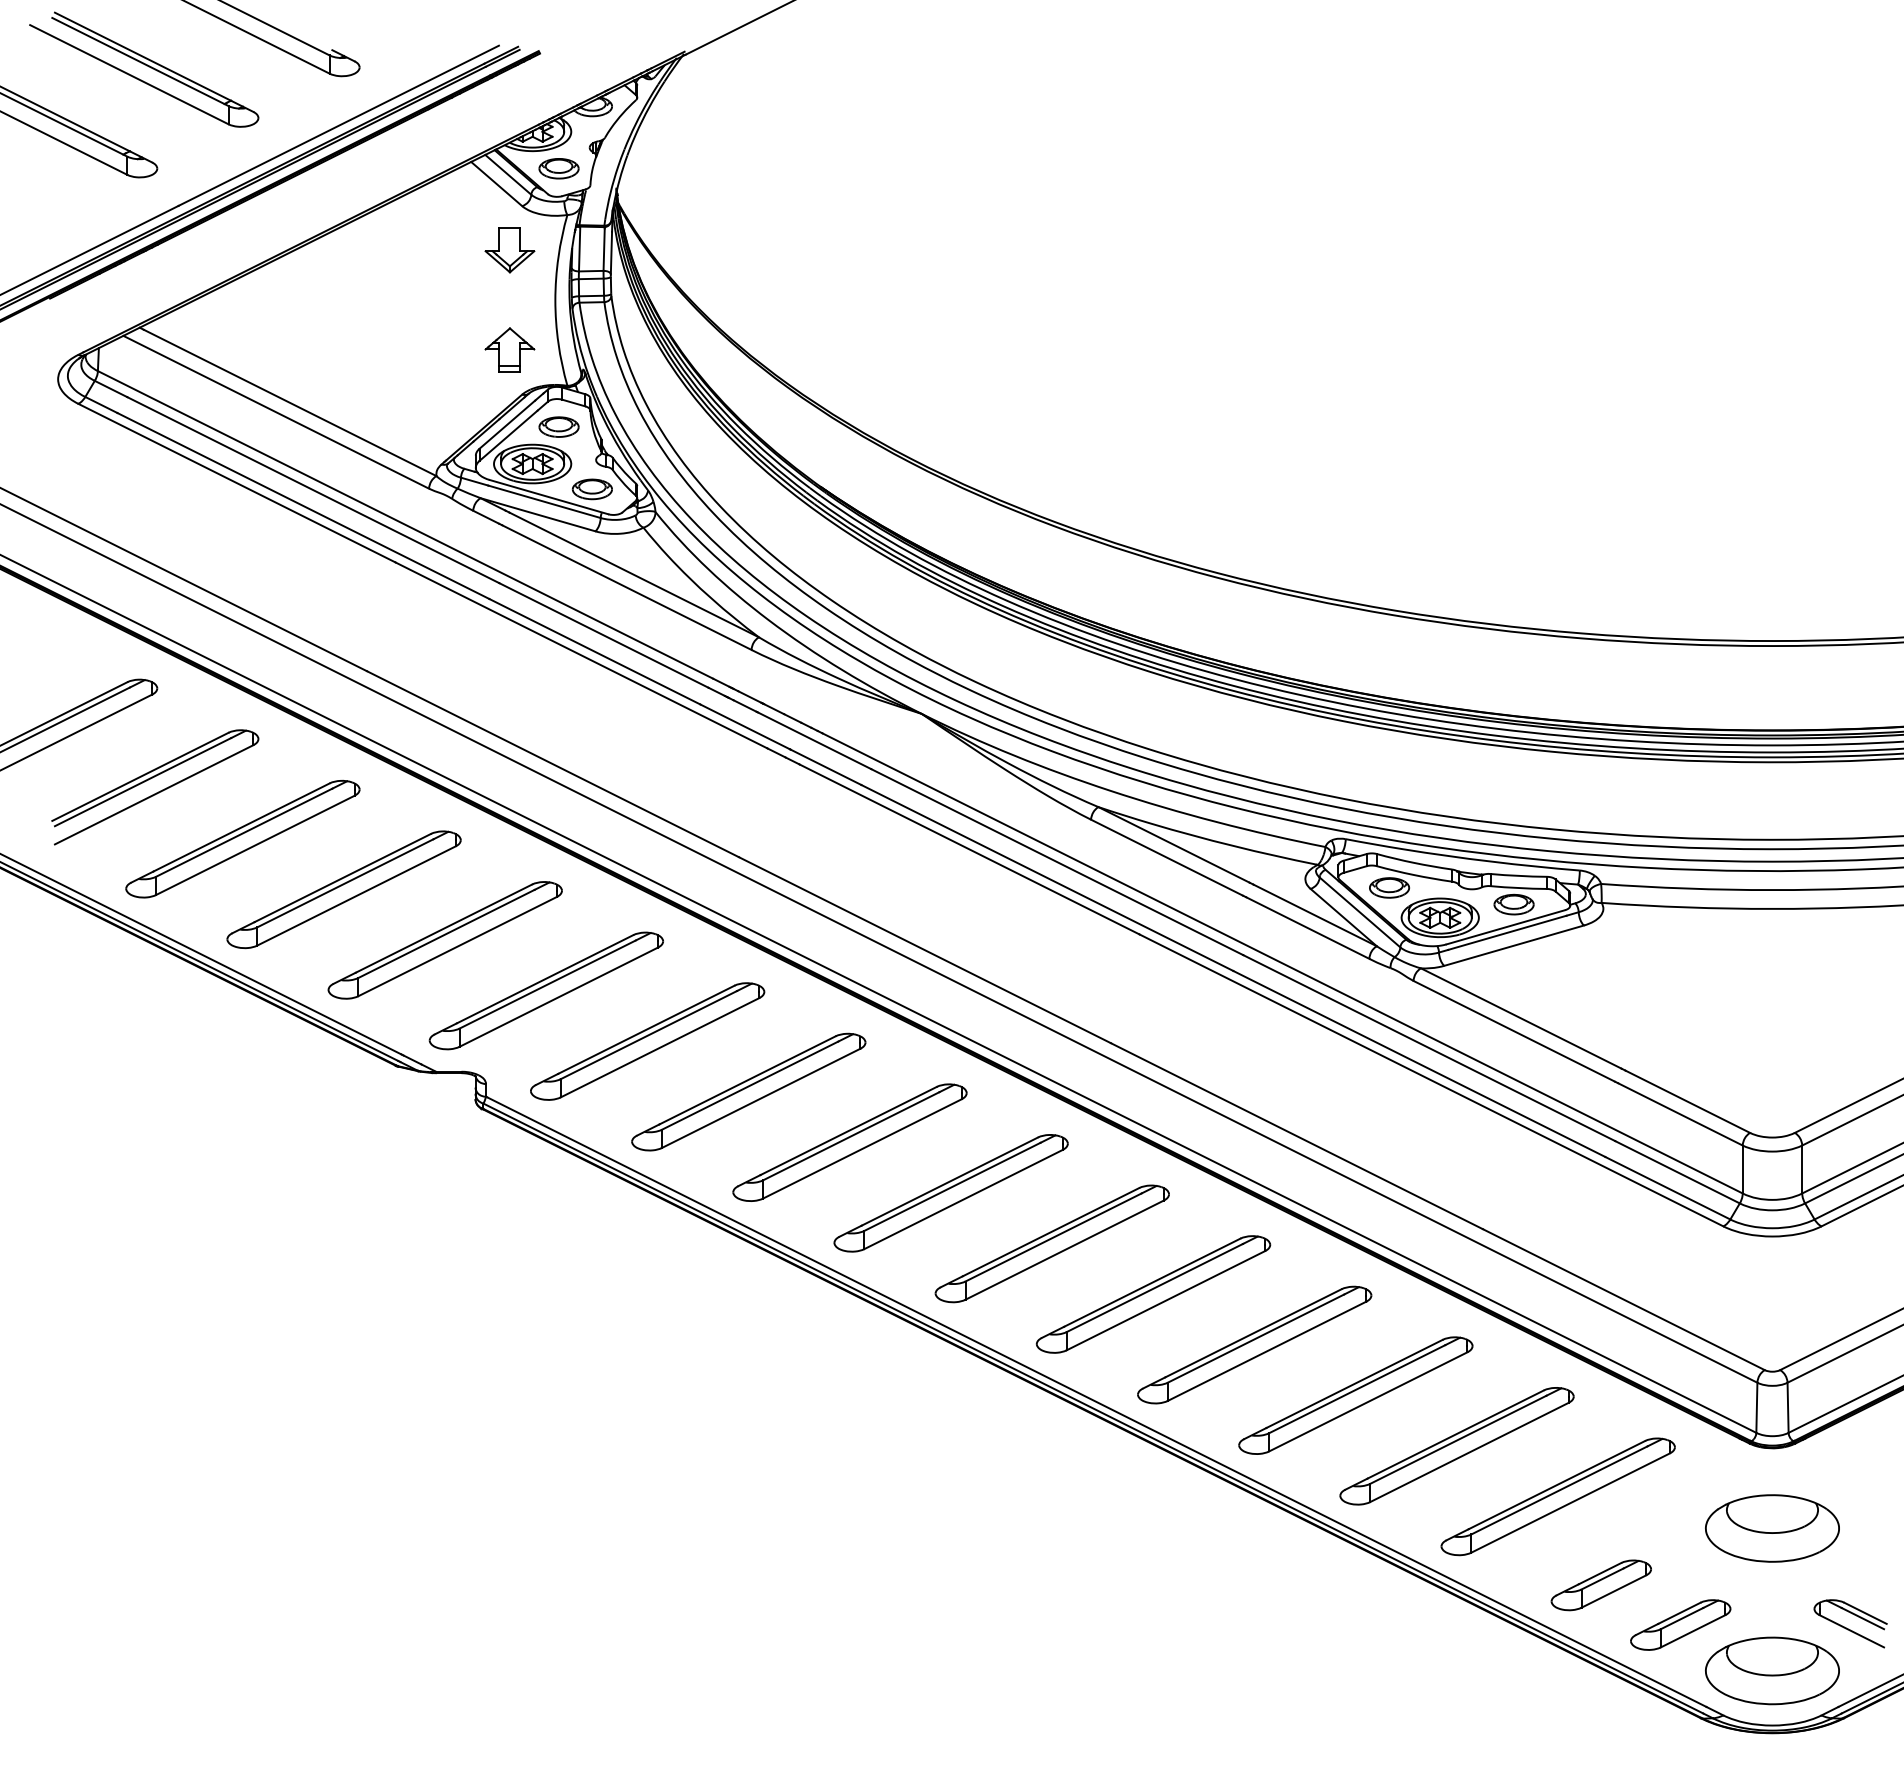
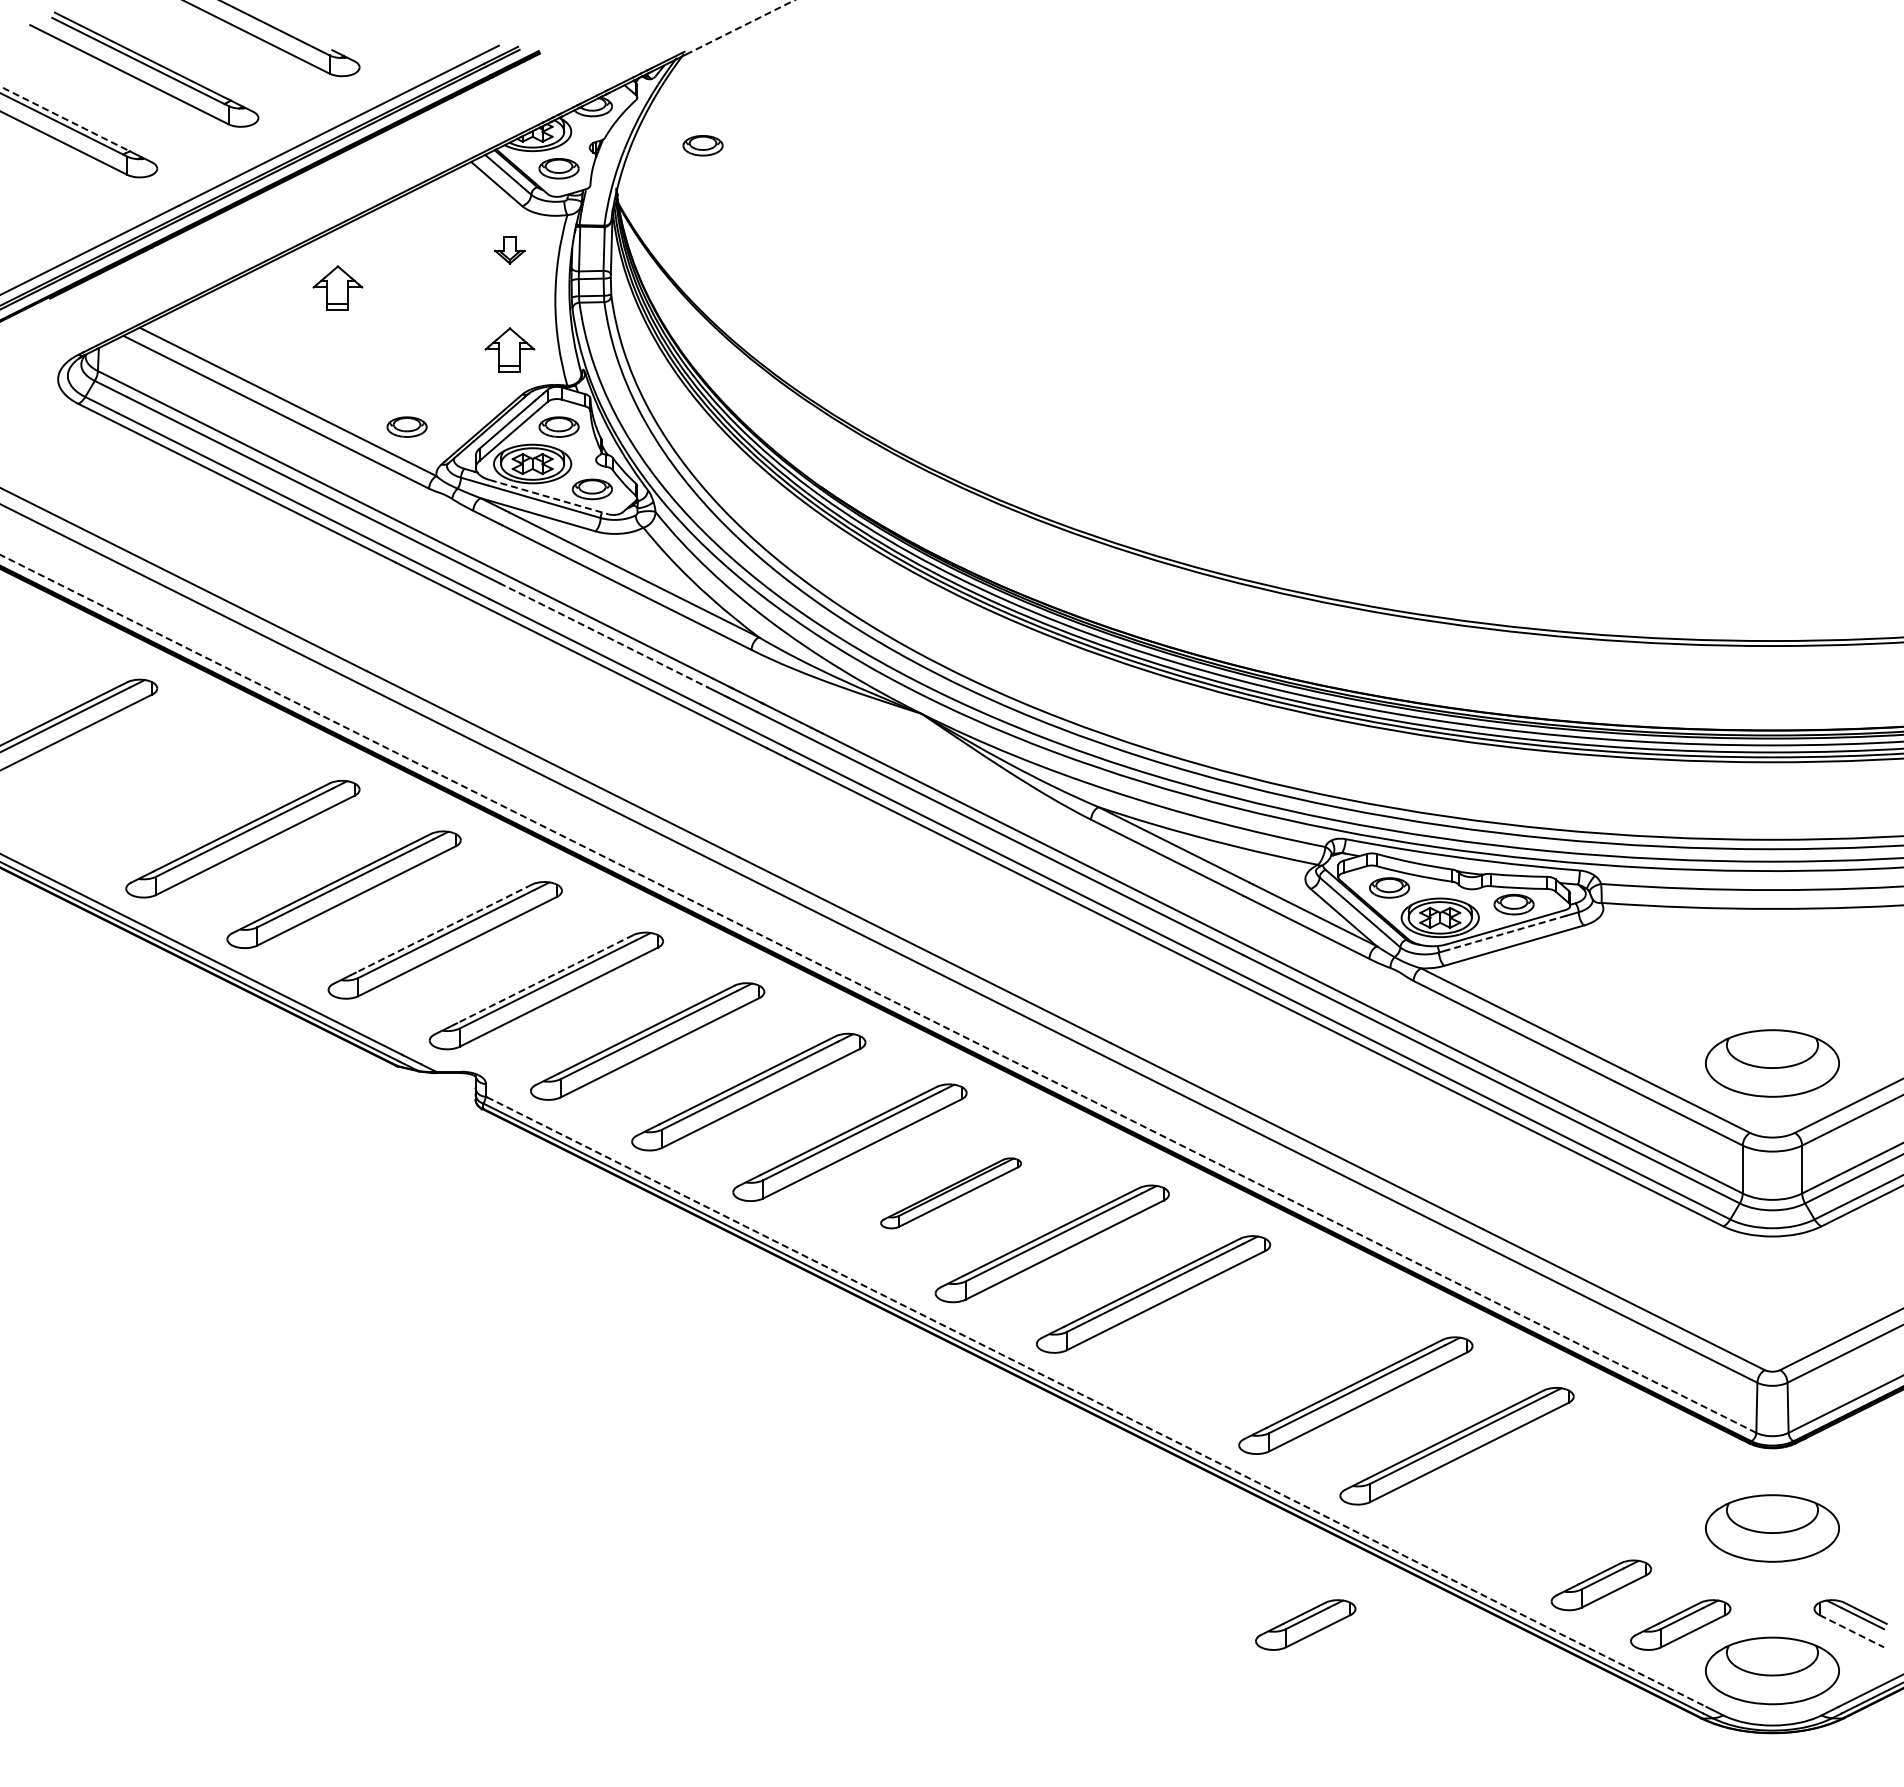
line: solid -> dashed (740, 27)
line: solid -> dashed (65, 118)
part: none -> present (702, 145)
part size: 52x47 px -> 32x29 px (509, 250)
part: none -> present (337, 287)
part: none -> present (406, 426)
line: solid -> dashed (549, 497)
line: solid -> dashed (604, 635)
part: present -> none (155, 787)
line: solid -> dashed (443, 928)
line: solid -> dashed (1507, 932)
line: solid -> dashed (545, 979)
line: solid -> dashed (878, 993)
part: none -> present (1772, 1063)
part size: 236x119 px -> 142x73 px (950, 1193)
part: present -> none (1254, 1344)
line: solid -> dashed (1096, 1402)
part: present -> none (1557, 1496)
part: none -> present (1305, 1624)
line: solid -> dashed (1852, 1631)
